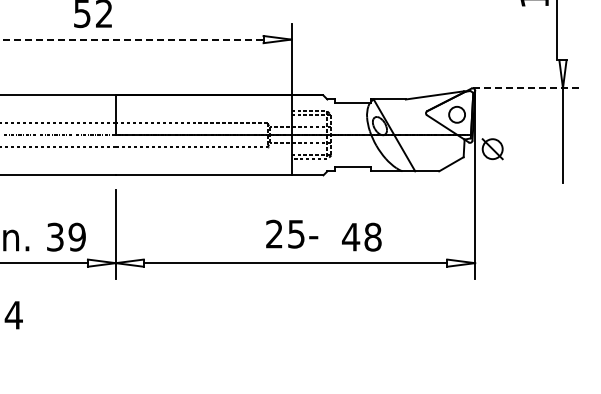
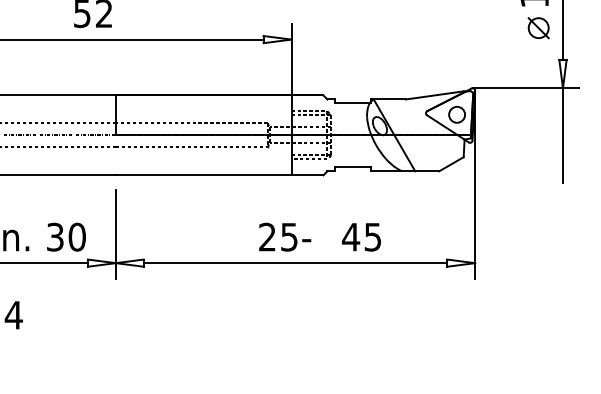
line position: (556, 31) -> (562, 31) (562, 31)
line: dashed -> solid (131, 39)
line: dashed -> solid (525, 88)
part position: (492, 149) -> (538, 28) (538, 28)
text position: (292, 233) -> (285, 236) (285, 236)
text: 39 -> 30 (76, 236)
text: 48 -> 45 (372, 236)
